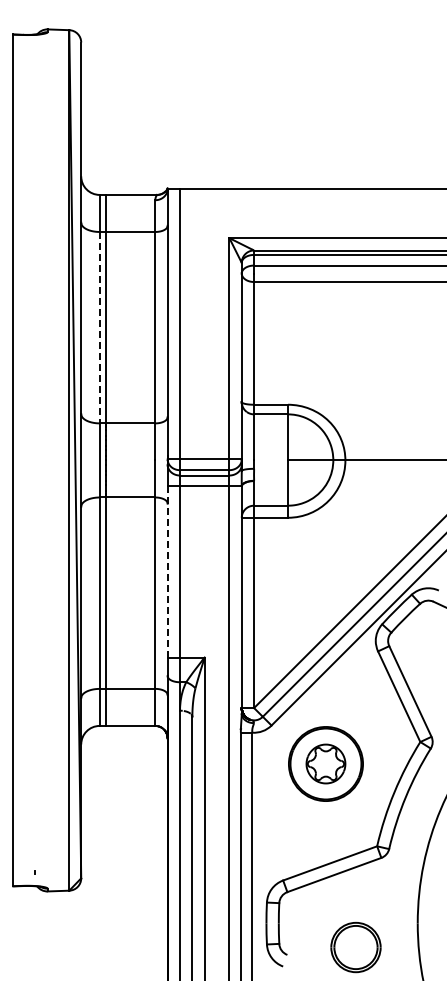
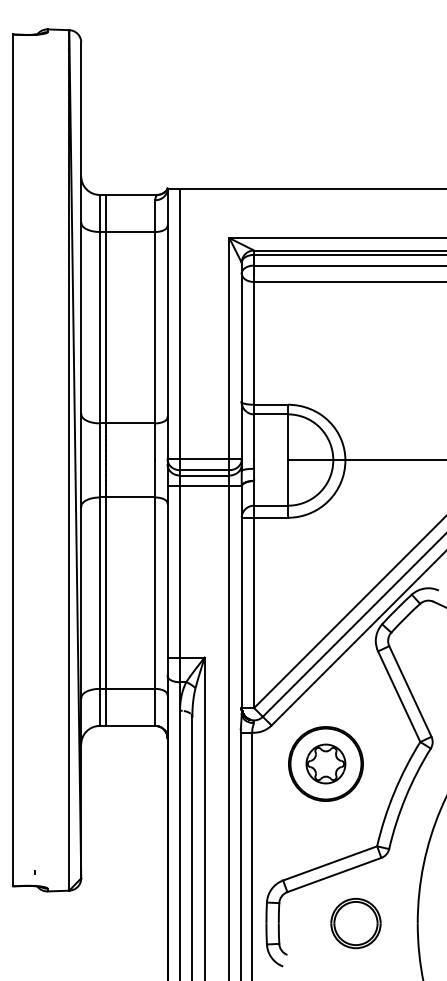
line: dashed -> solid (99, 327)
line: dashed -> solid (167, 571)
part position: (355, 947) -> (355, 923) (355, 923)
